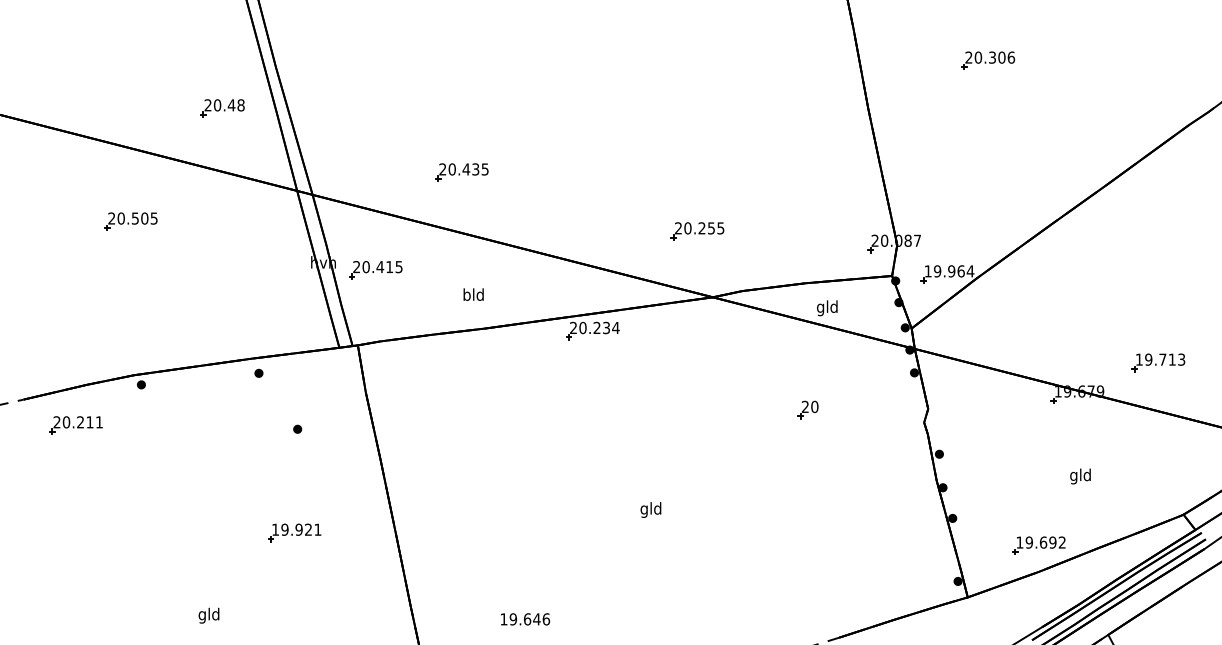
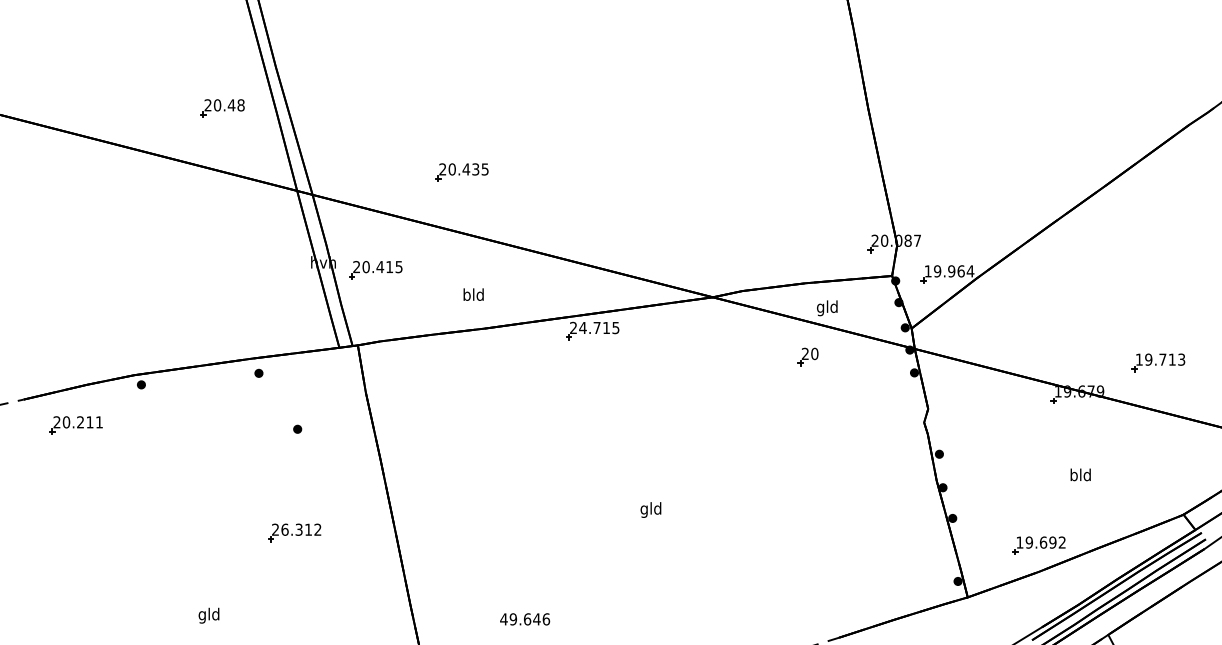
part: present -> none (988, 60)
part: present -> none (130, 221)
part: present -> none (697, 231)
text: 20.234 -> 24.715 (599, 327)
part position: (807, 409) -> (807, 356) (807, 356)
text: gld -> bld (1073, 476)
text: 19.921 -> 26.312 (296, 529)
text: 19.646 -> 49.646 (503, 619)
